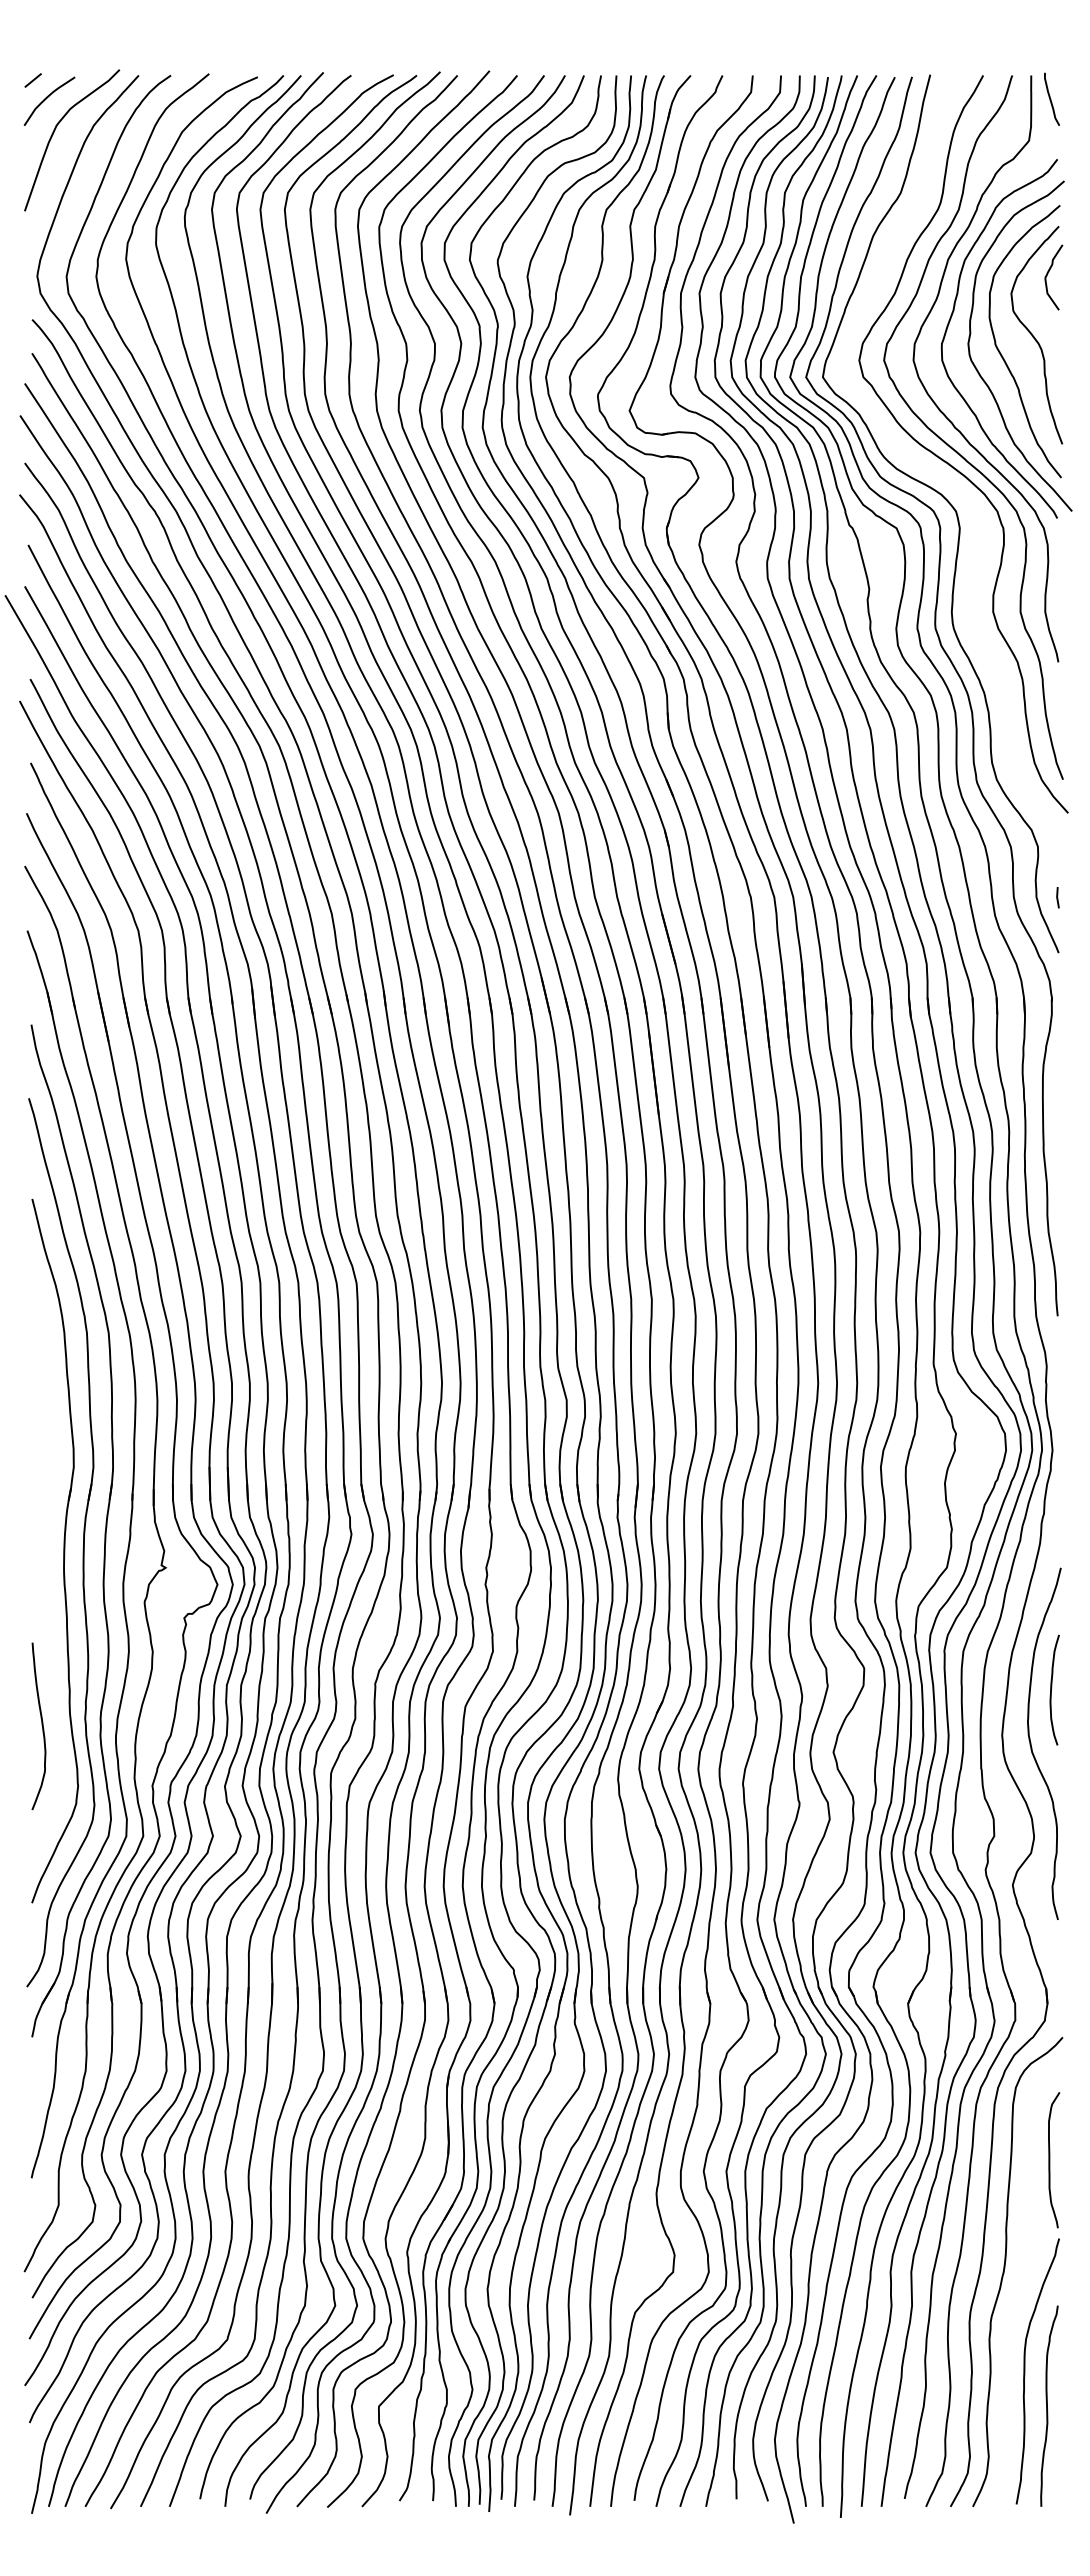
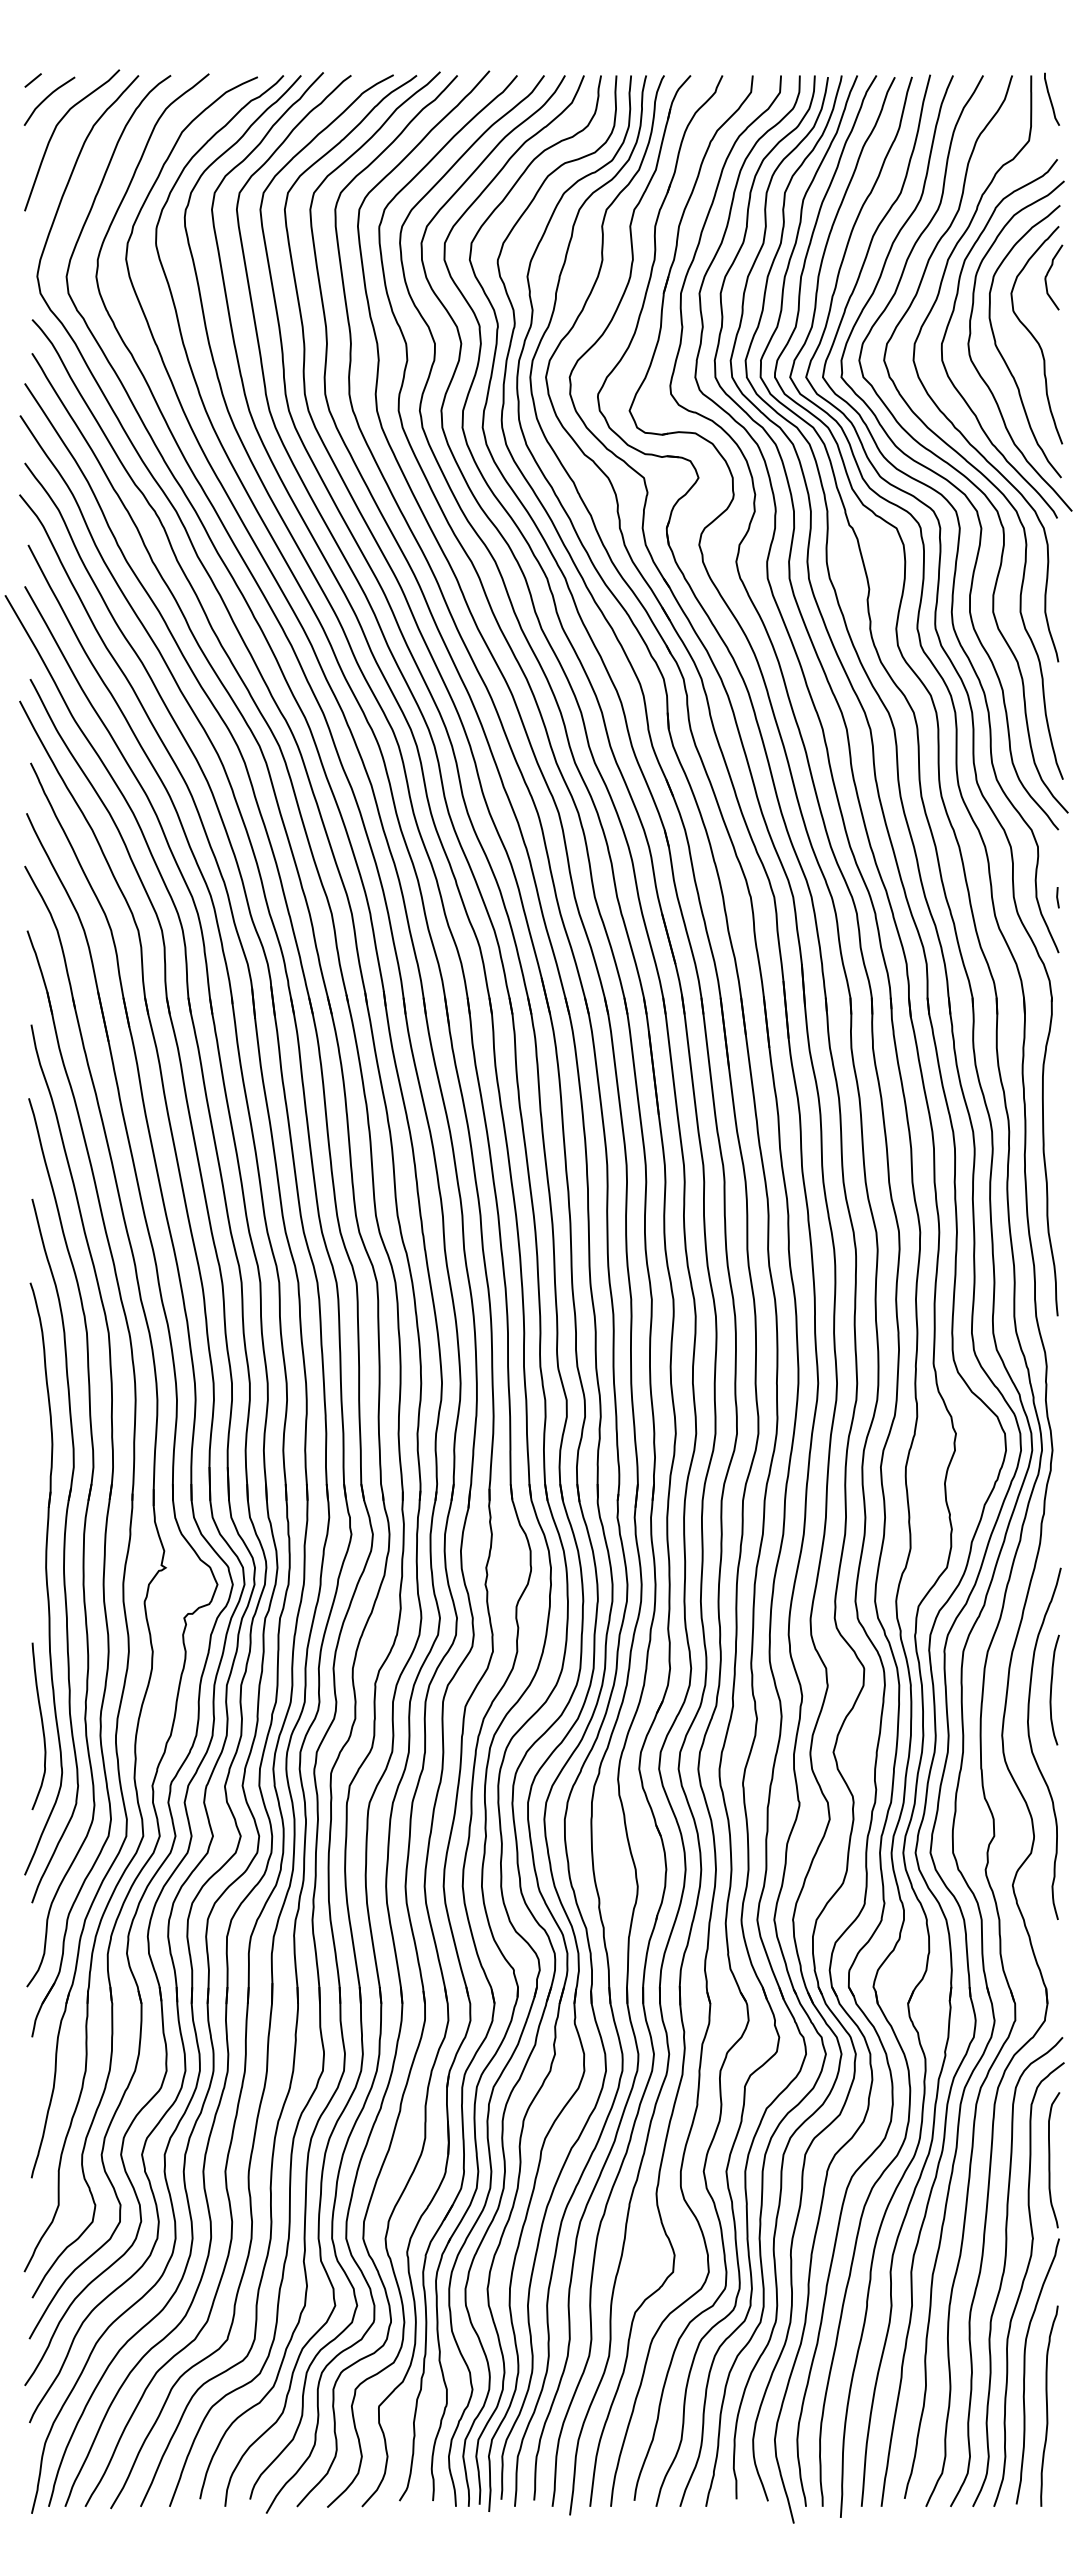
curve: none -> present (935, 471)
part: none -> present (43, 1578)
curve: none -> present (1024, 2281)
